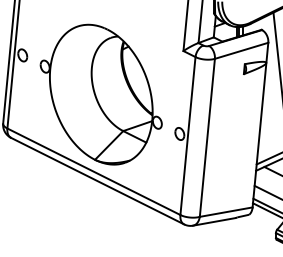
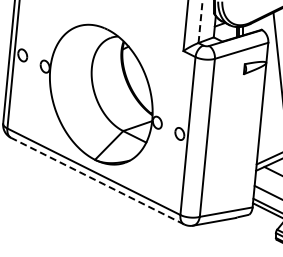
line: solid -> dashed (200, 21)
line: solid -> dashed (97, 181)
